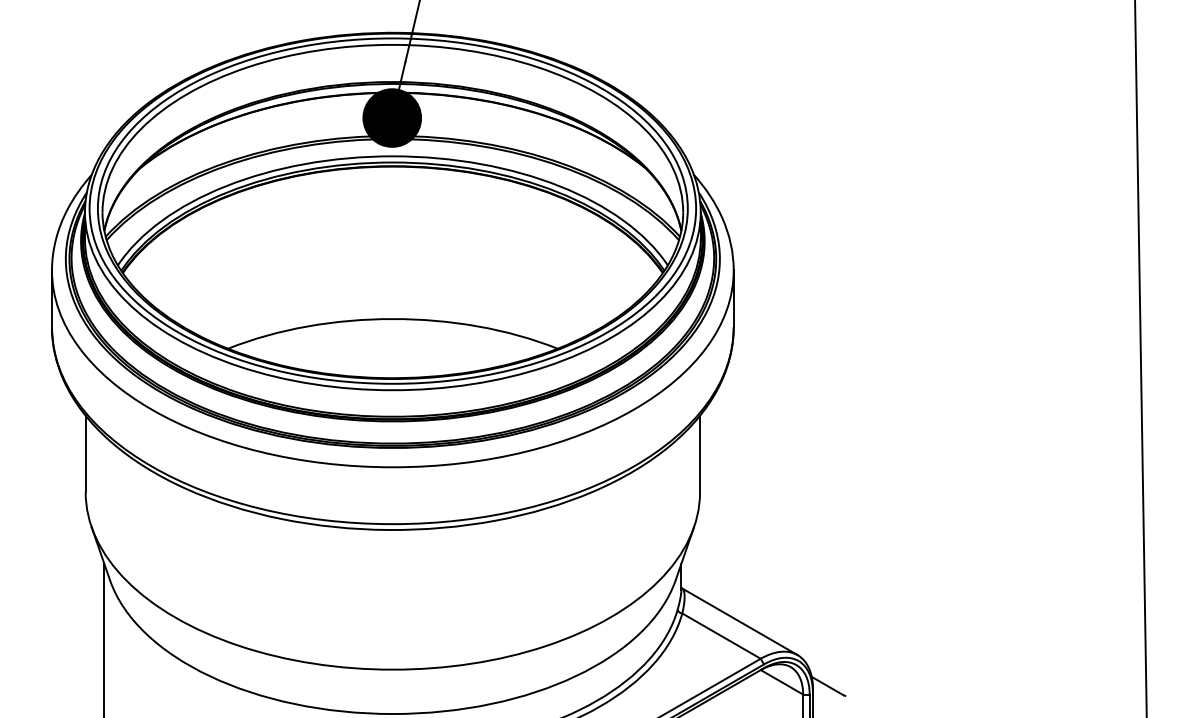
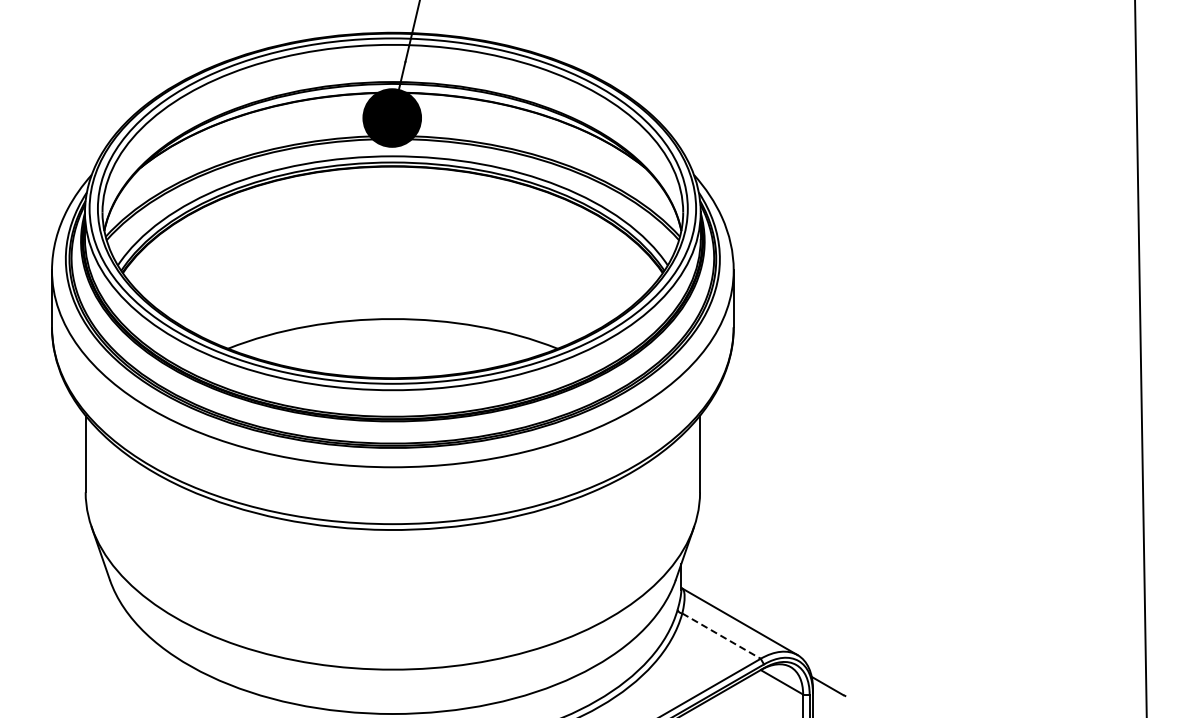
line: solid -> dashed (721, 636)
line: present -> none (104, 638)
